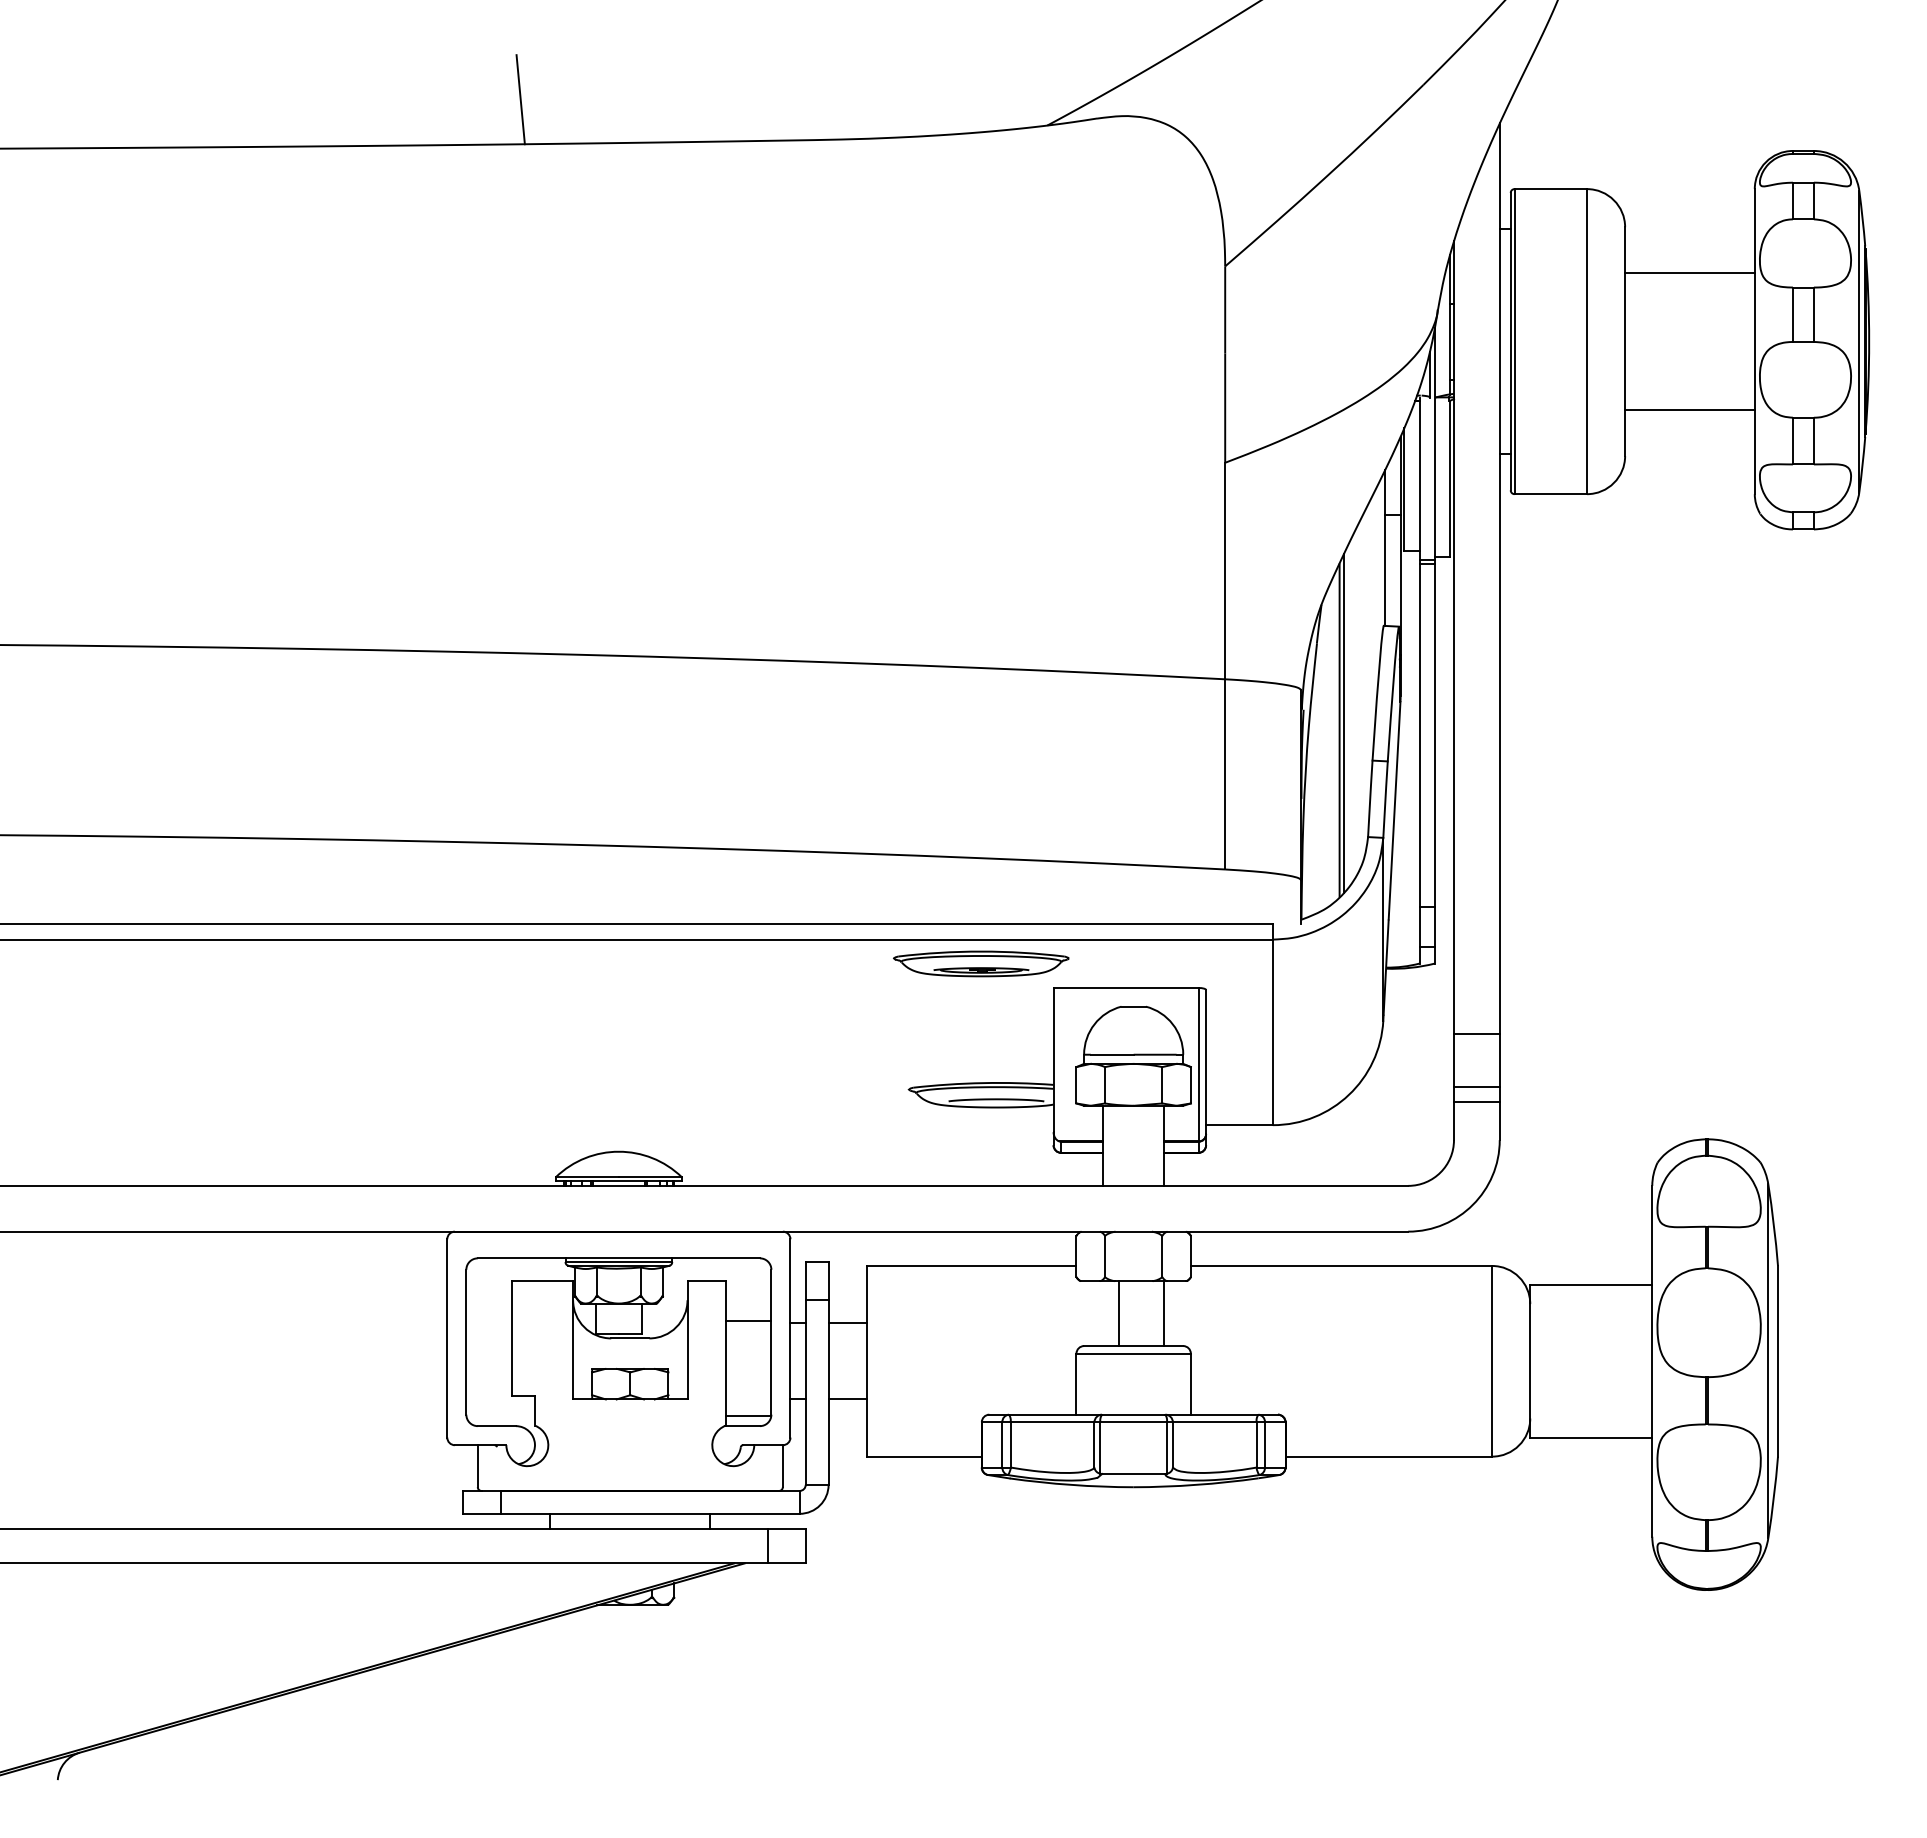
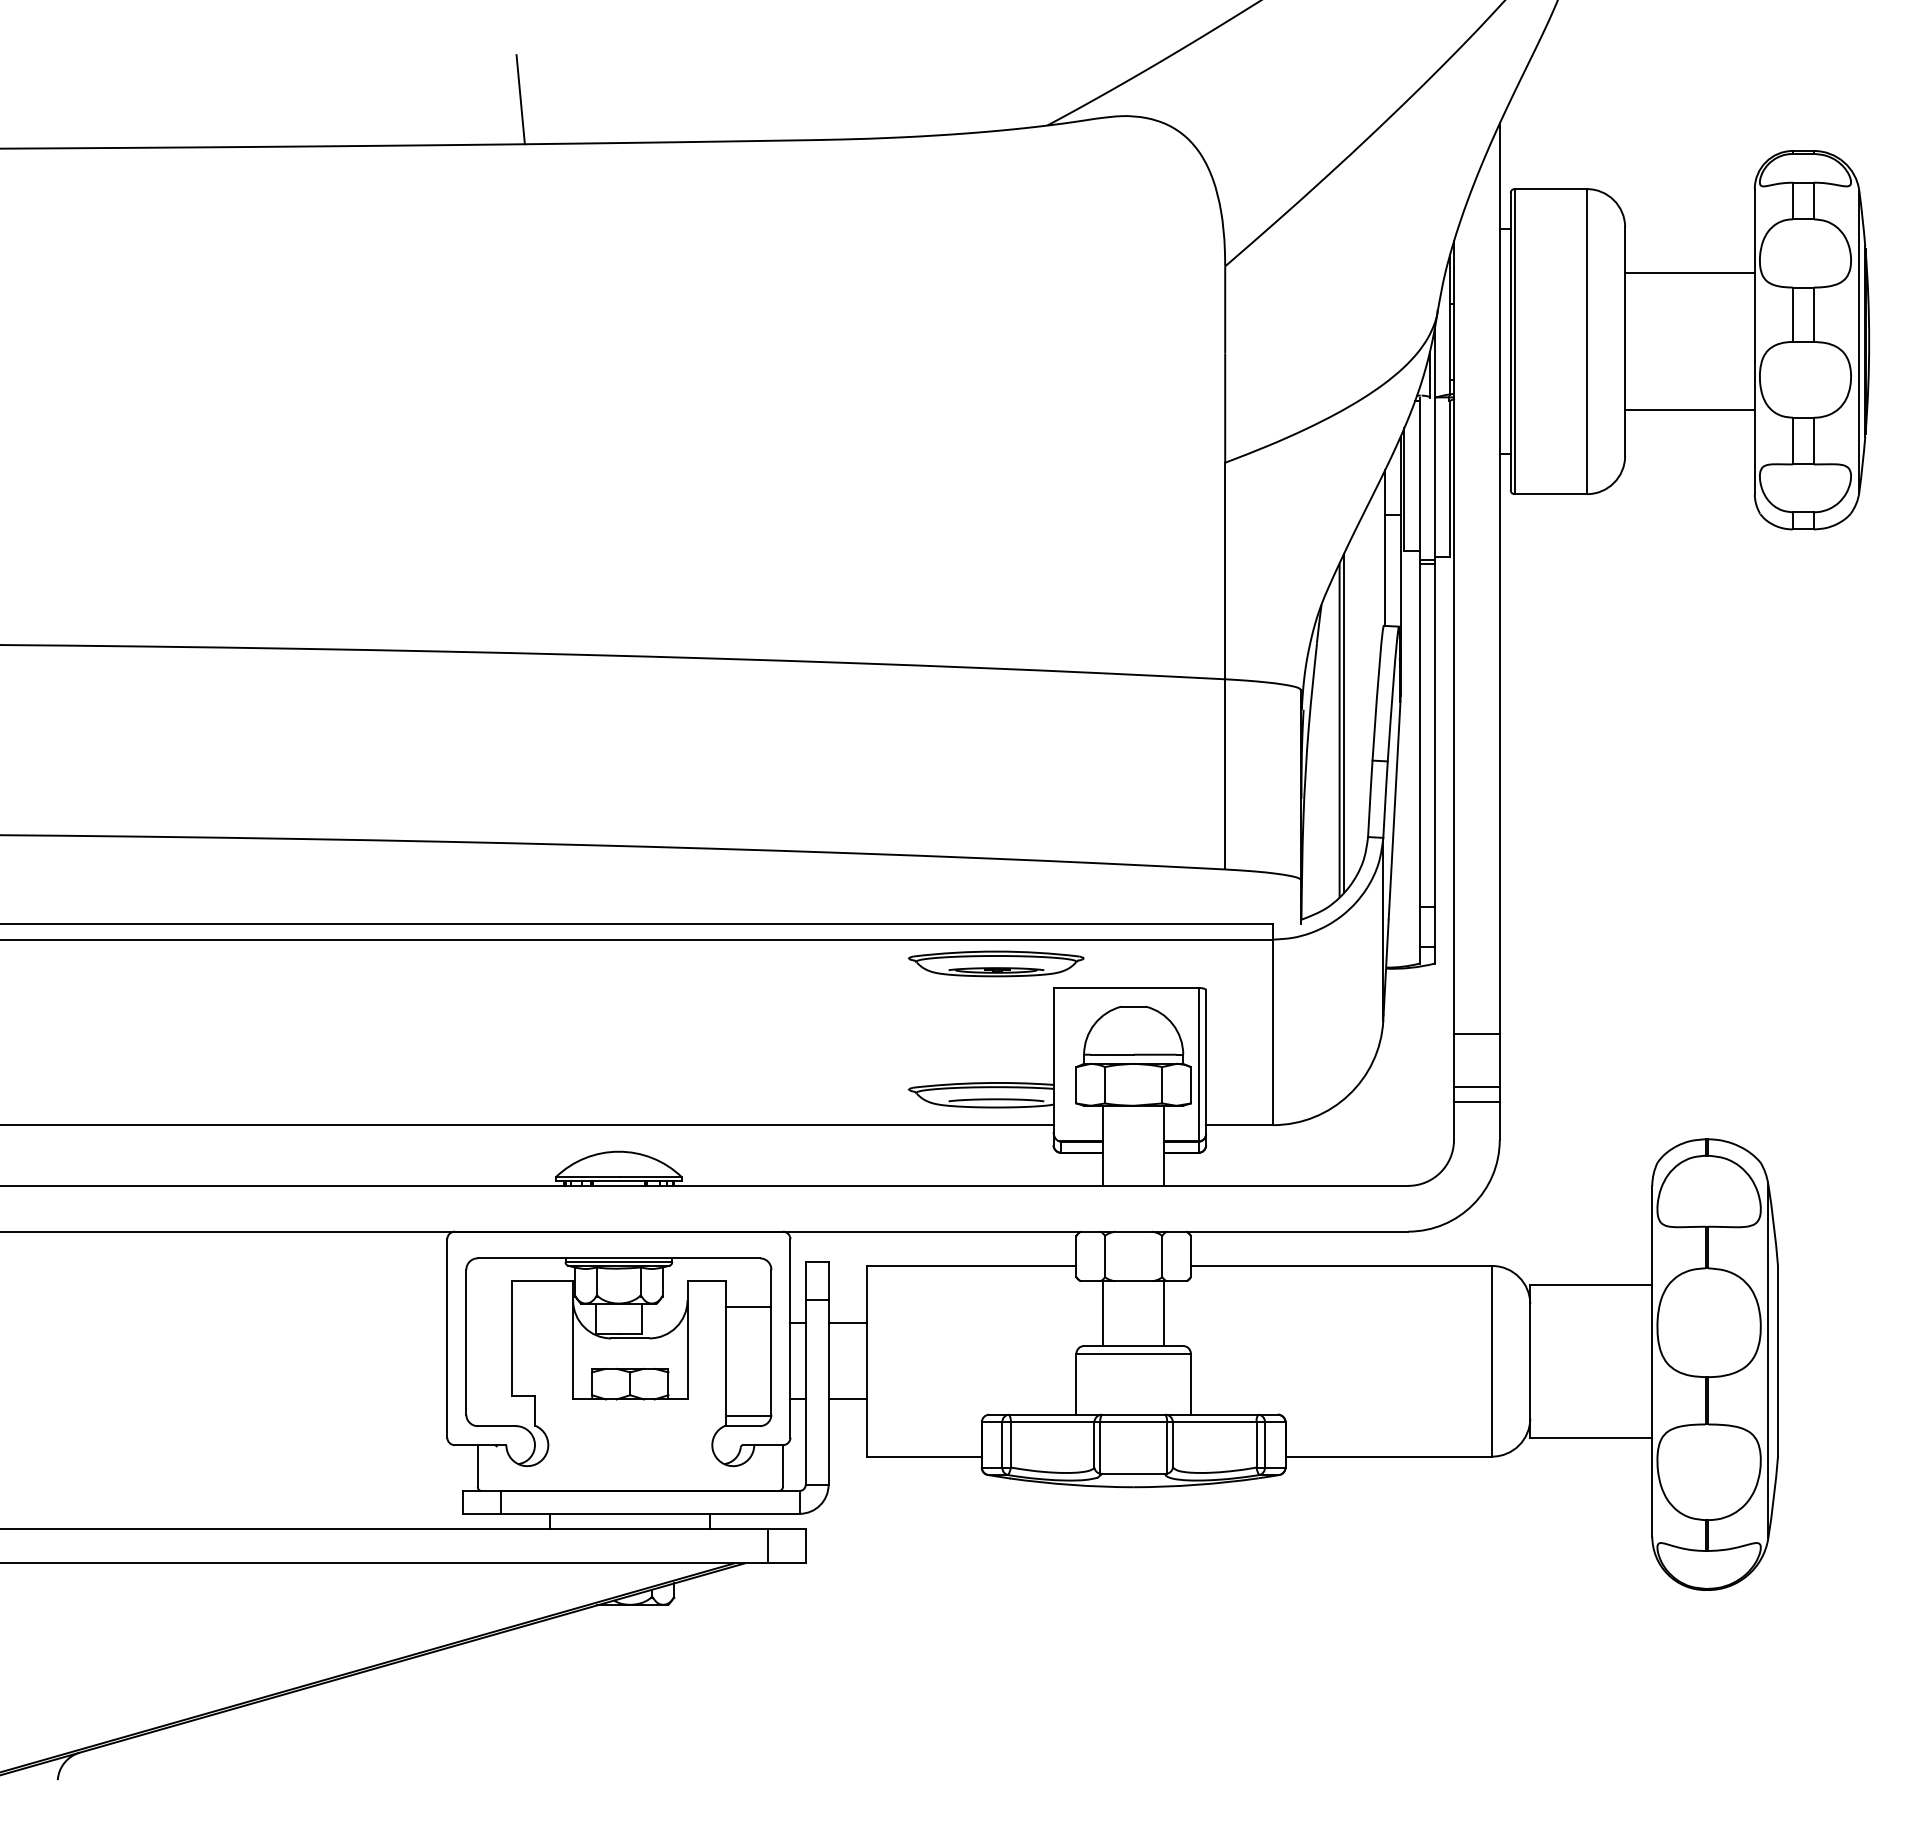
part position: (981, 963) -> (996, 963) (996, 963)
line: none -> present (527, 1125)
line position: (1119, 1313) -> (1103, 1313) (1103, 1313)
line position: (748, 1321) -> (748, 1307) (748, 1307)
